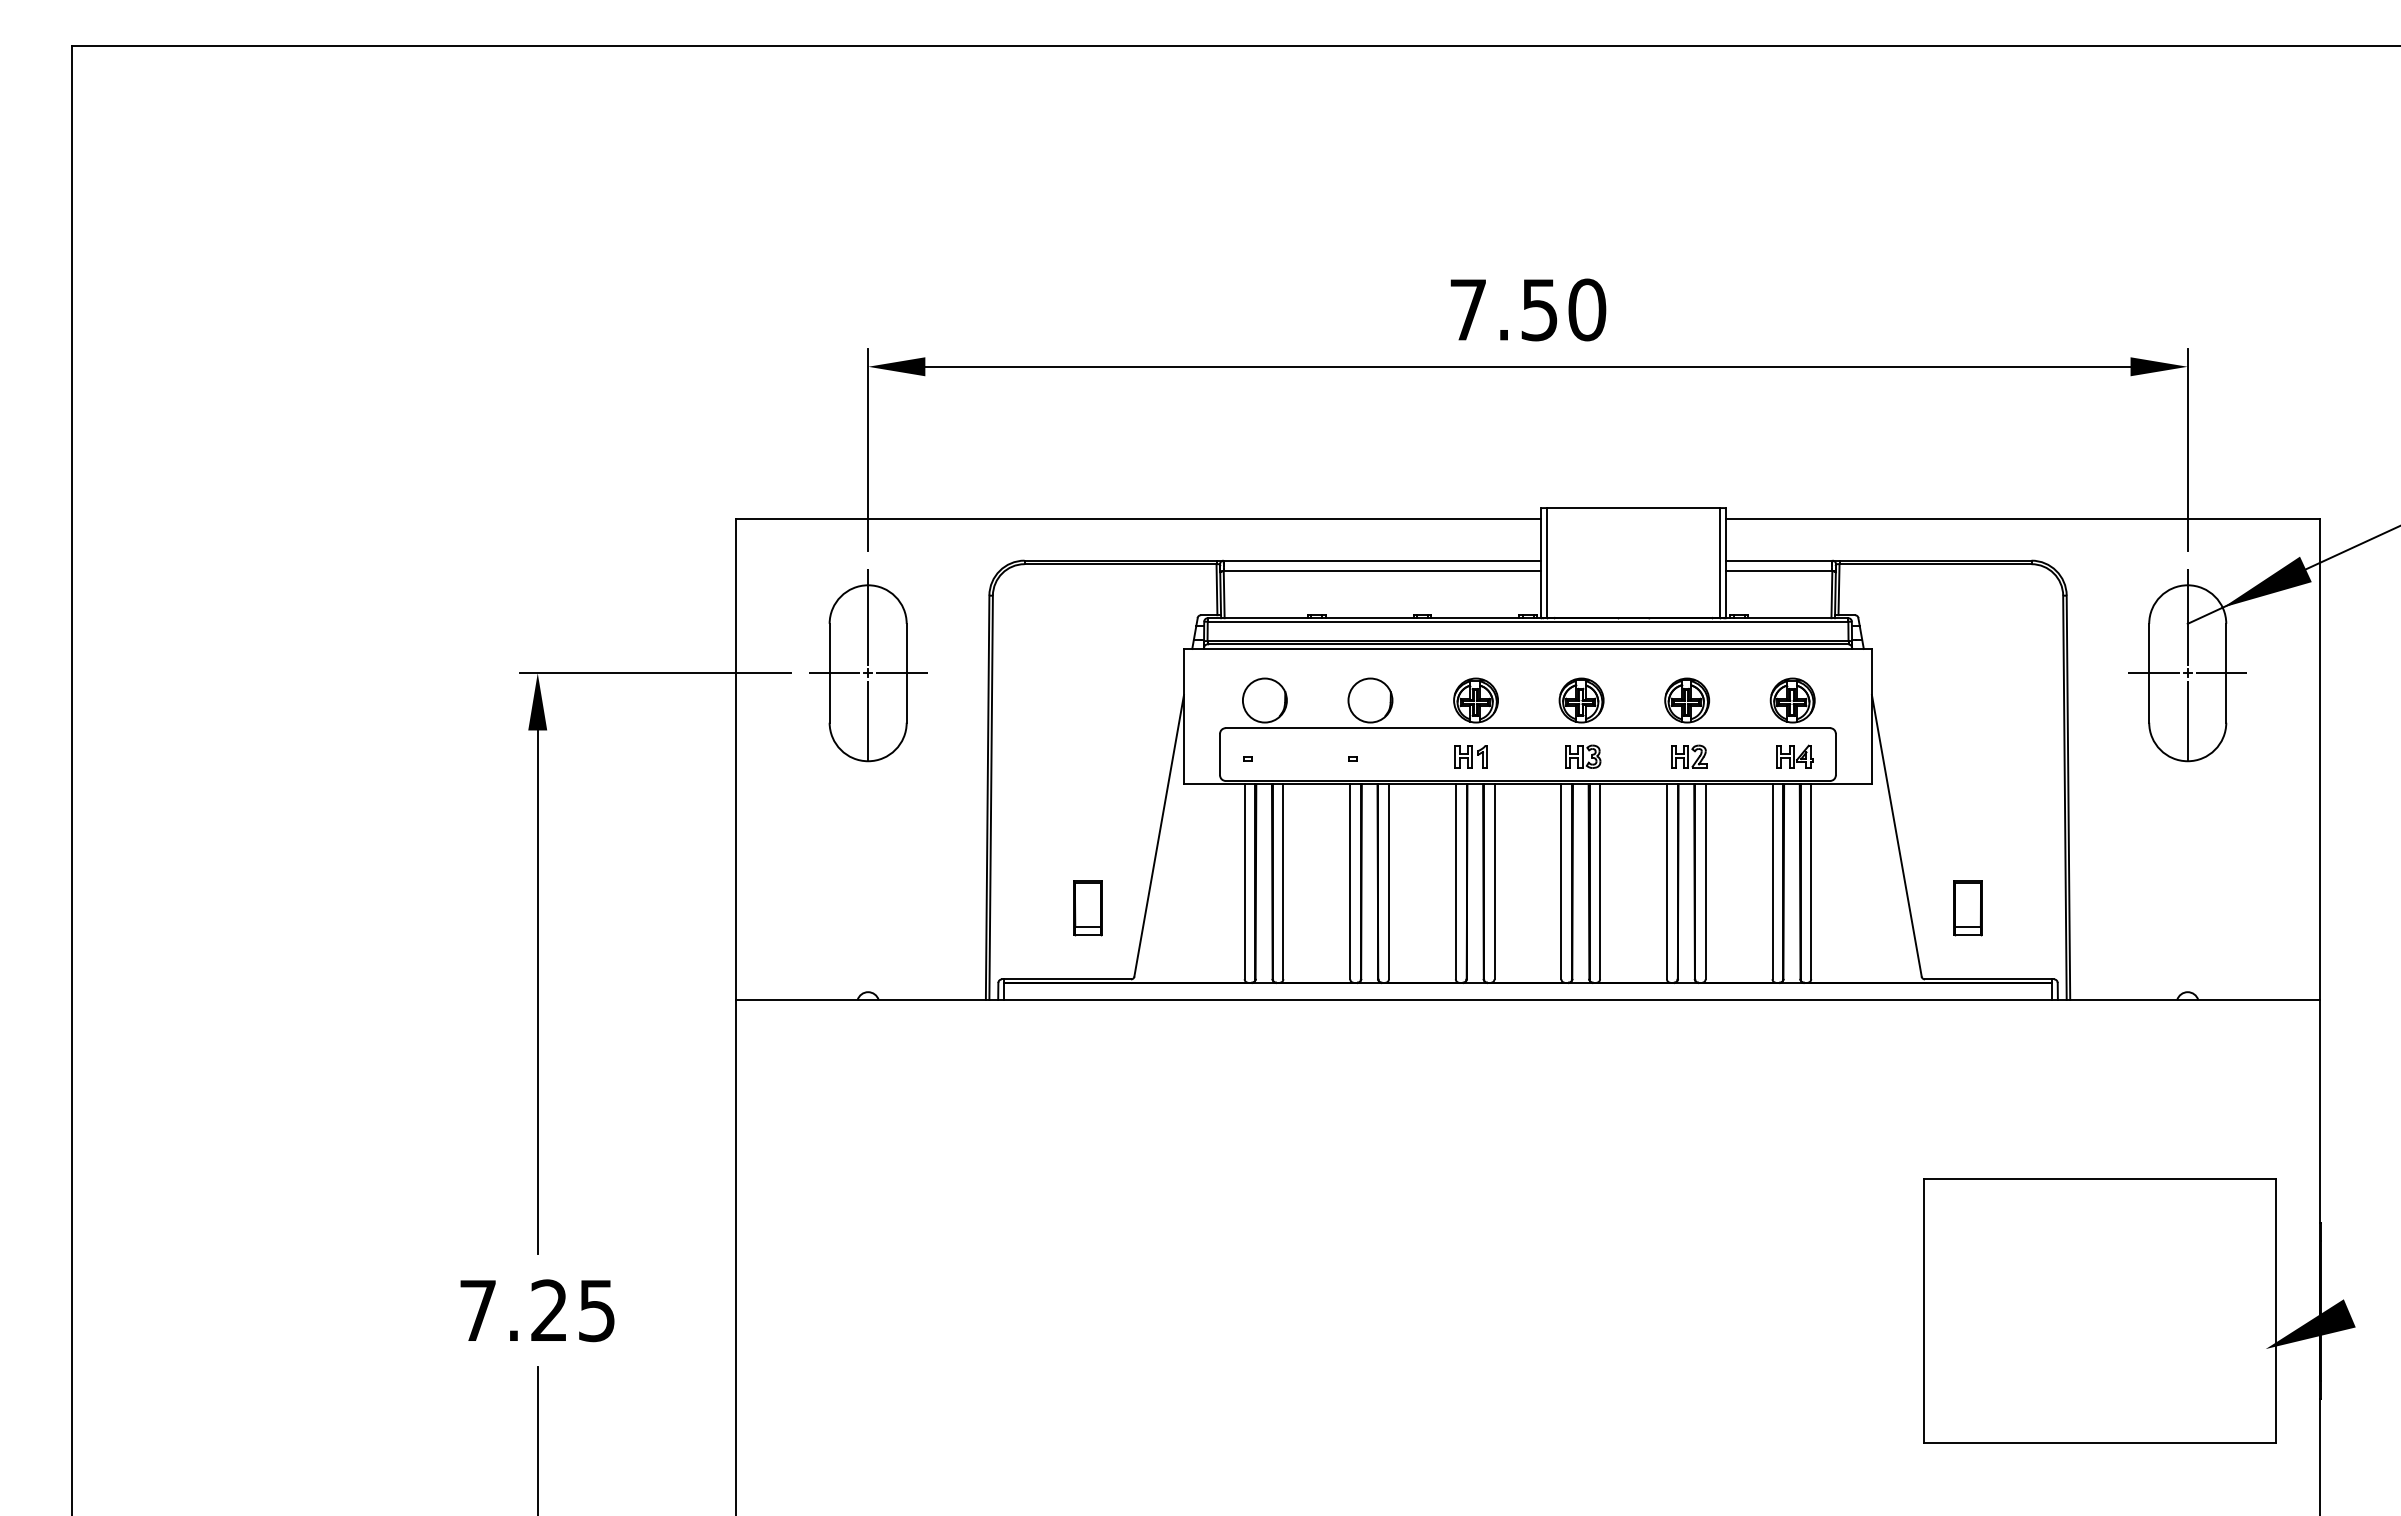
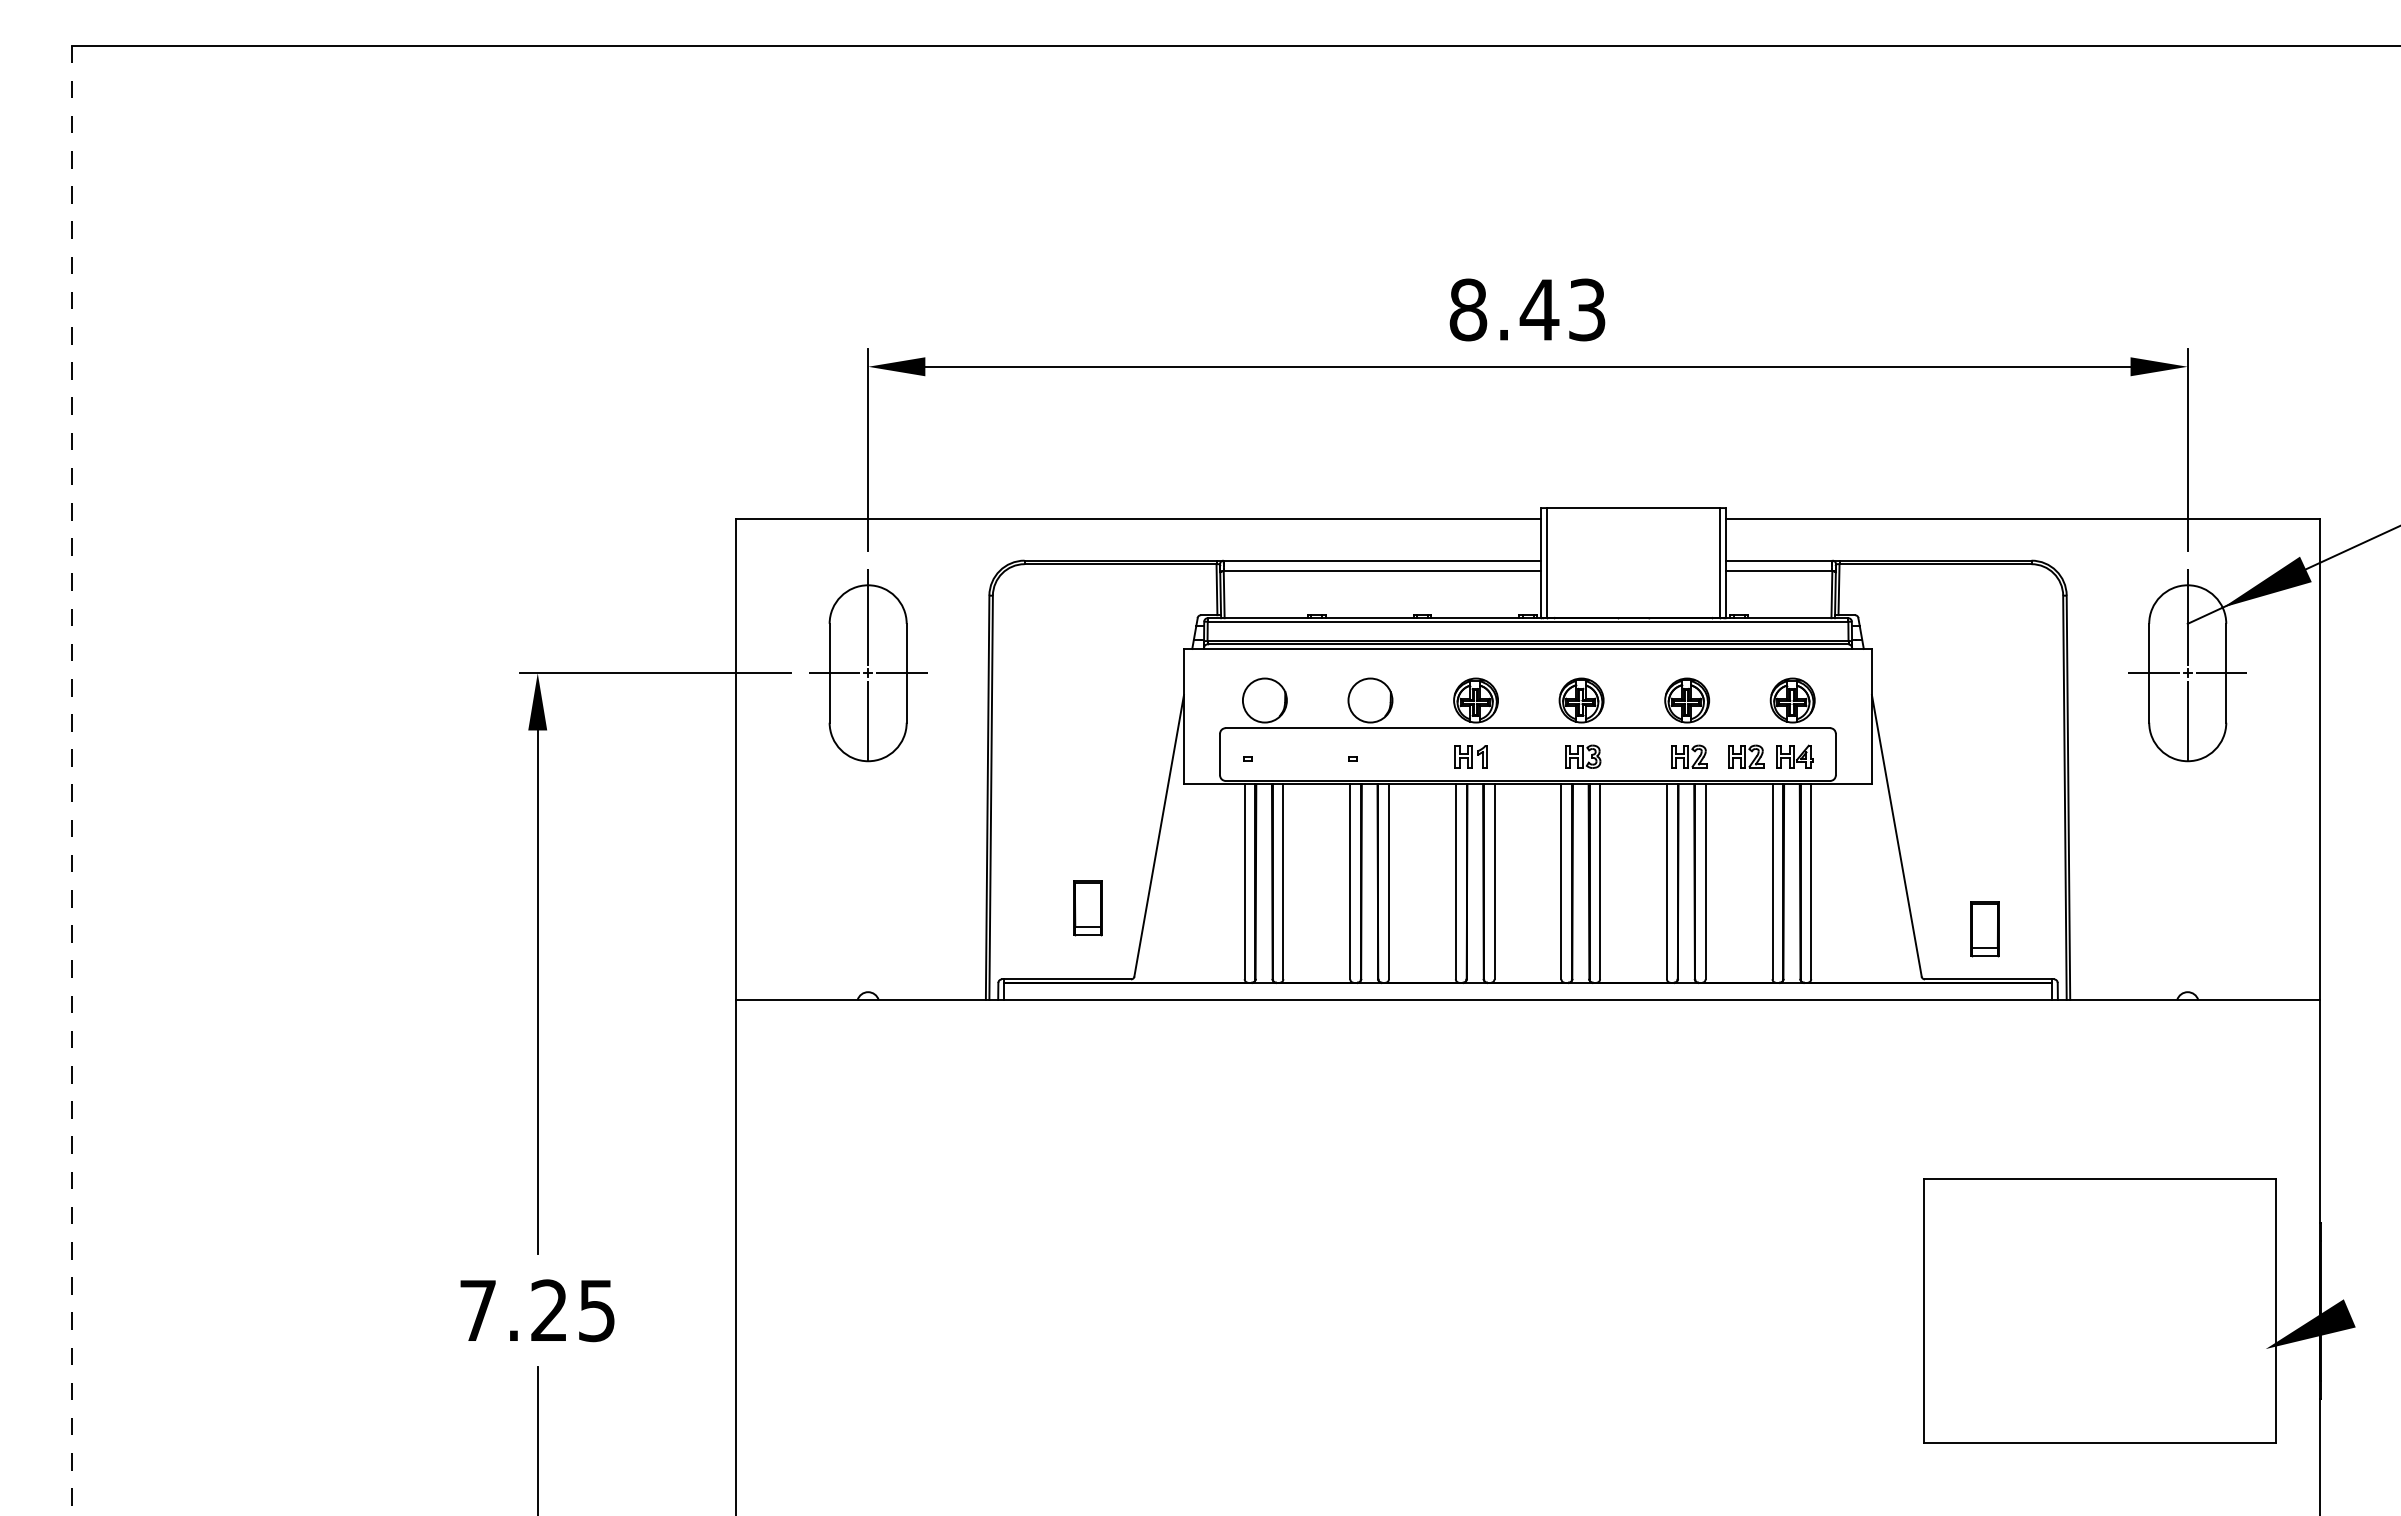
text: 7.50 -> 8.43 (1527, 309)
part: none -> present (1746, 756)
line: solid -> dashed (72, 780)
part position: (1967, 908) -> (1984, 929) (1984, 929)
